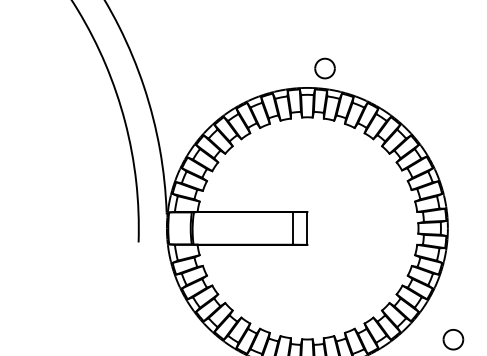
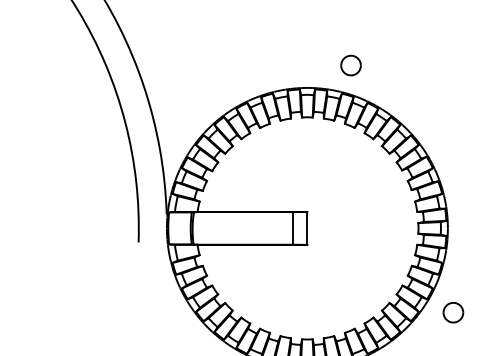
part position: (324, 68) -> (350, 65) (350, 65)
part position: (453, 339) -> (453, 312) (453, 312)
